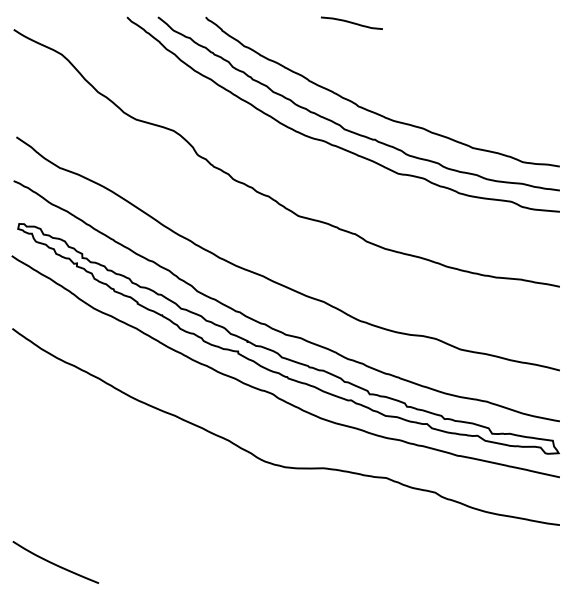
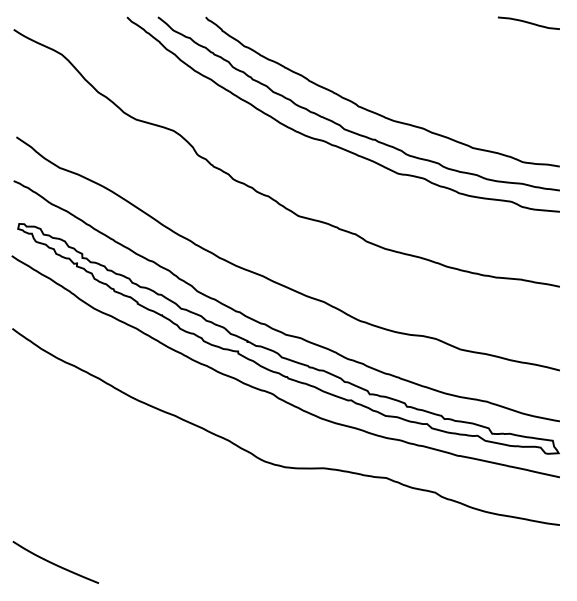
curve position: (351, 22) -> (528, 22) (528, 22)
